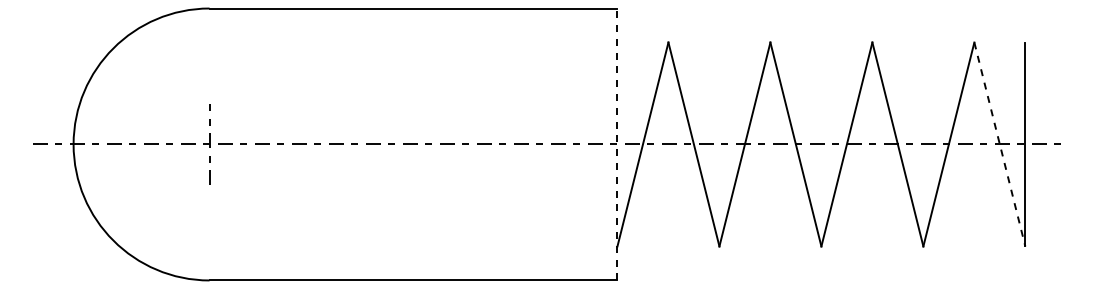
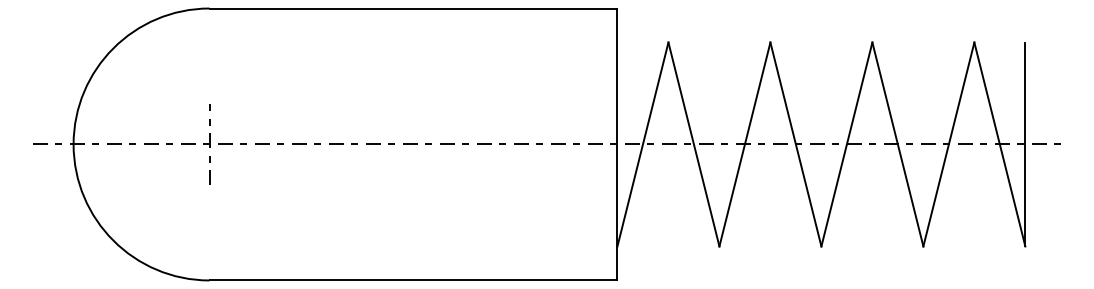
line: dashed -> solid (617, 144)
line: dashed -> solid (999, 144)
